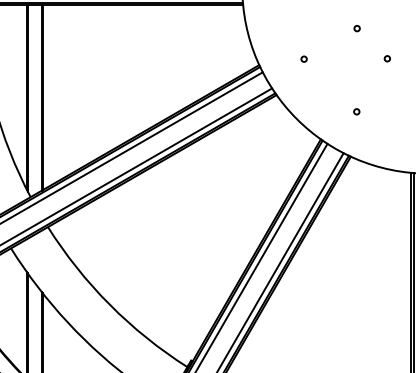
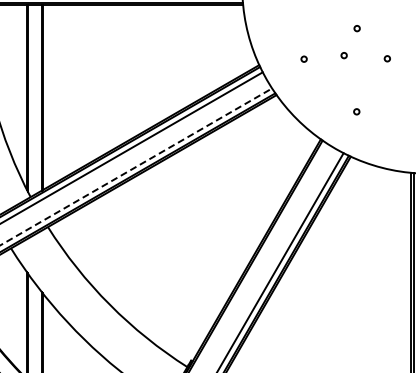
circle: none -> present (343, 55)
line: solid -> dashed (136, 166)
line: present -> none (262, 256)
